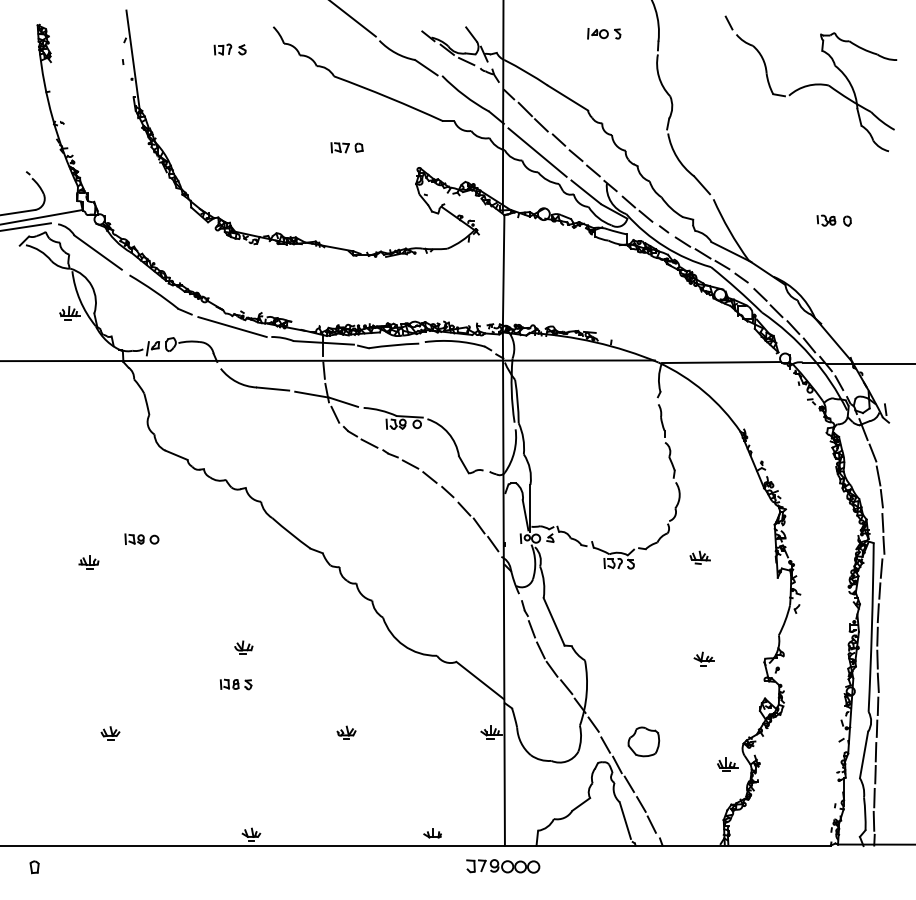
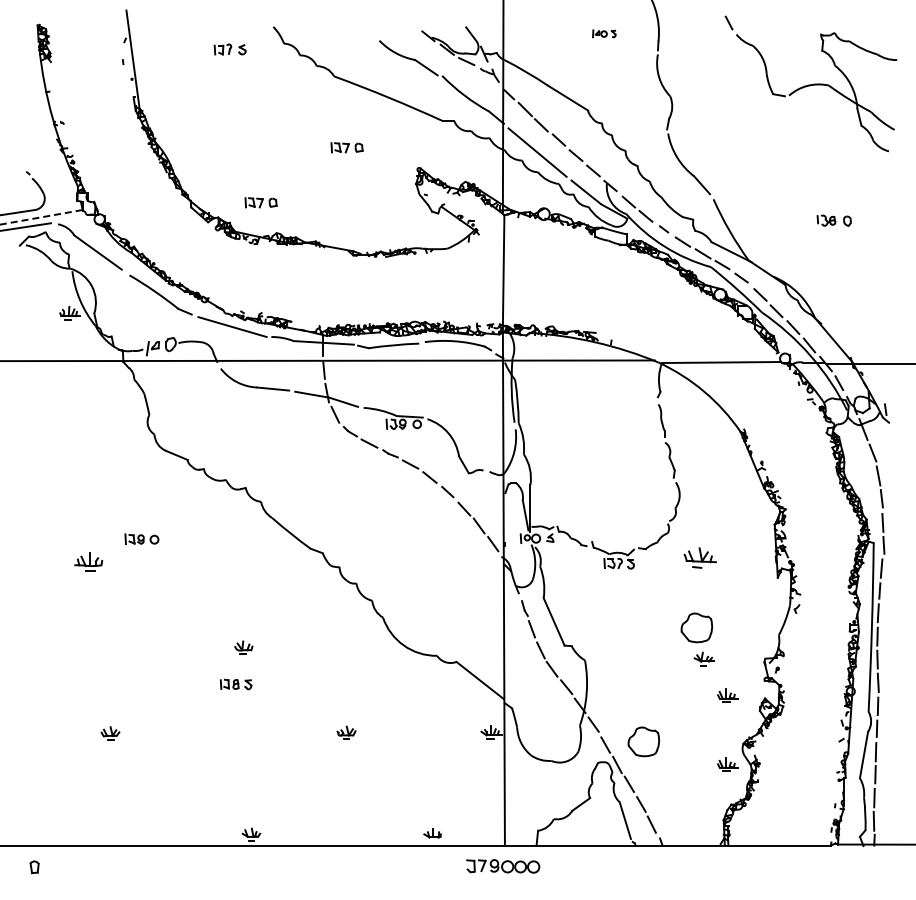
line: present -> none (353, 19)
part size: 35x12 px -> 25x10 px (604, 33)
part: none -> present (260, 202)
line: solid -> dashed (41, 217)
part size: 22x15 px -> 34x22 px (699, 557)
part size: 22x15 px -> 30x20 px (88, 561)
part: none -> present (696, 627)
part: none -> present (727, 695)
